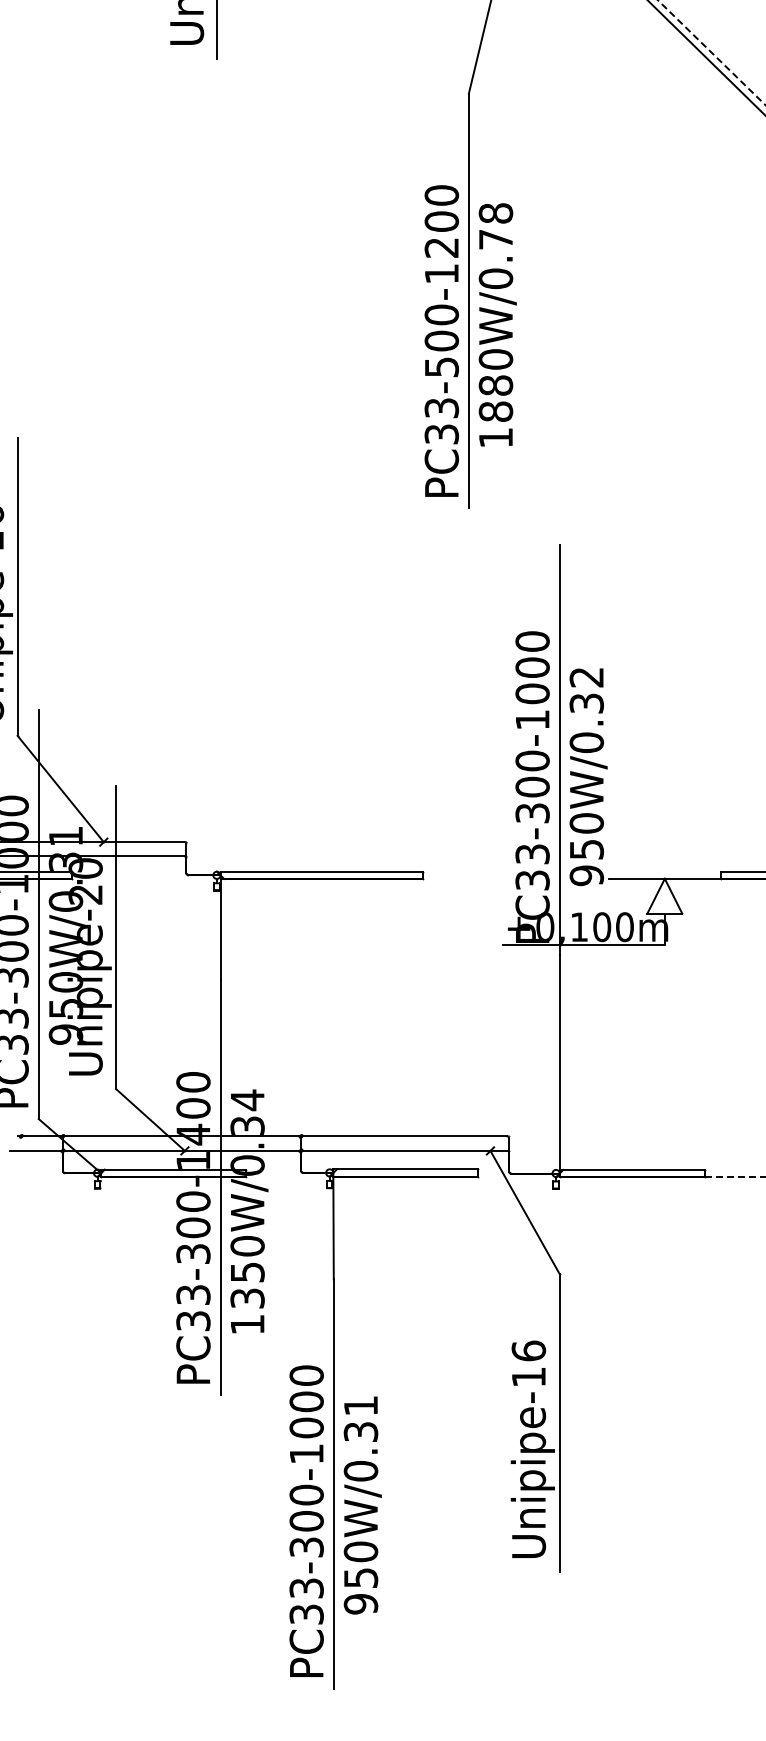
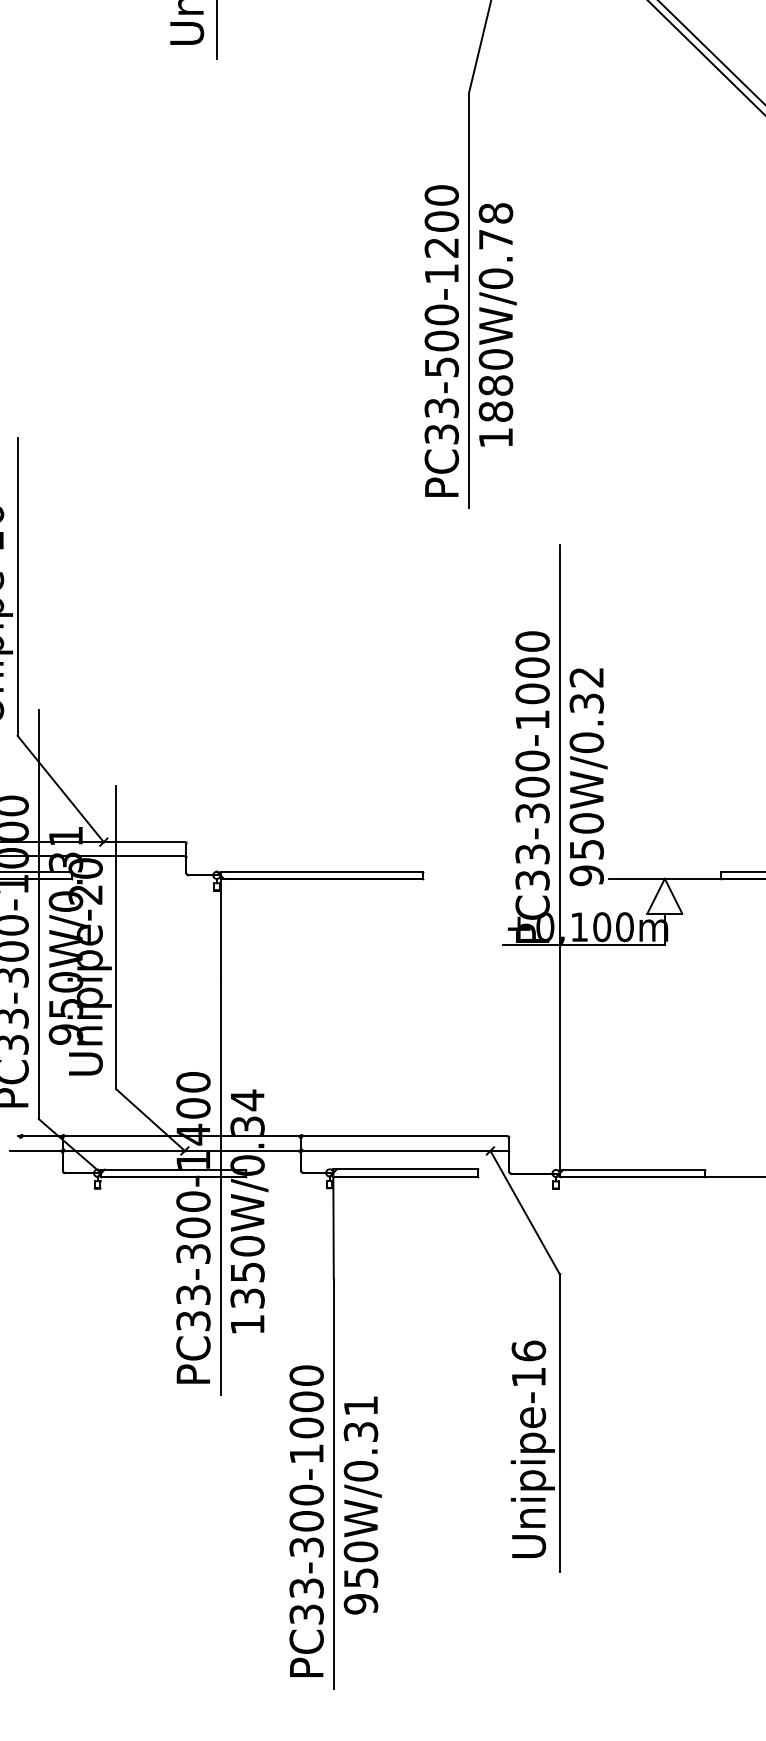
line: dashed -> solid (711, 52)
line: dashed -> solid (735, 1177)
